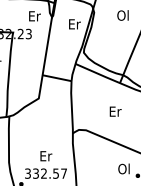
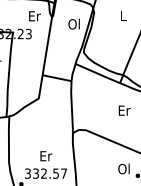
text: Ol -> L (122, 15)
text: Er -> Ol (74, 23)
text position: (115, 111) -> (124, 110) (124, 110)
